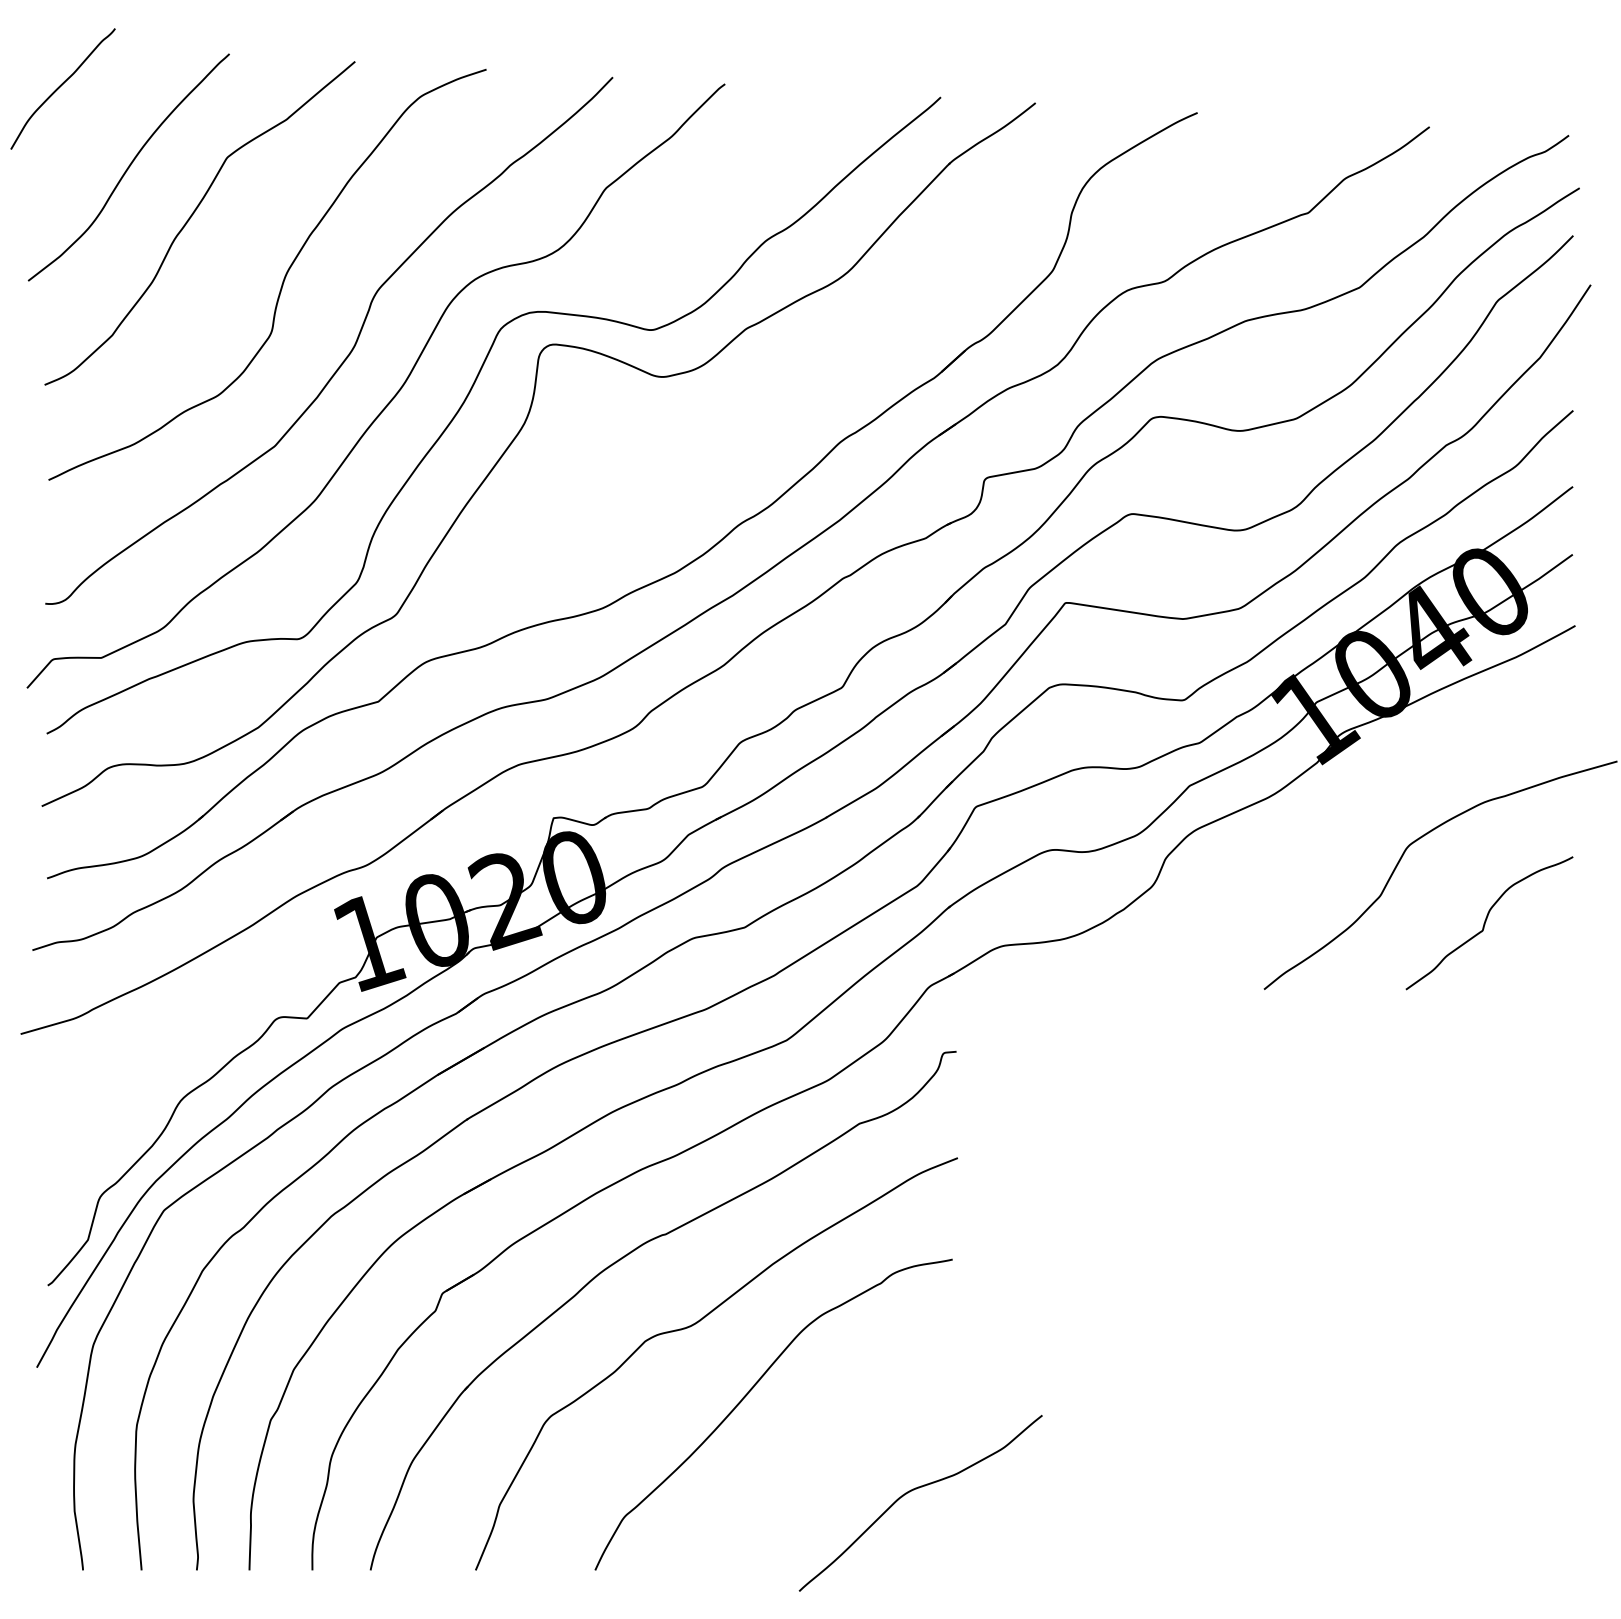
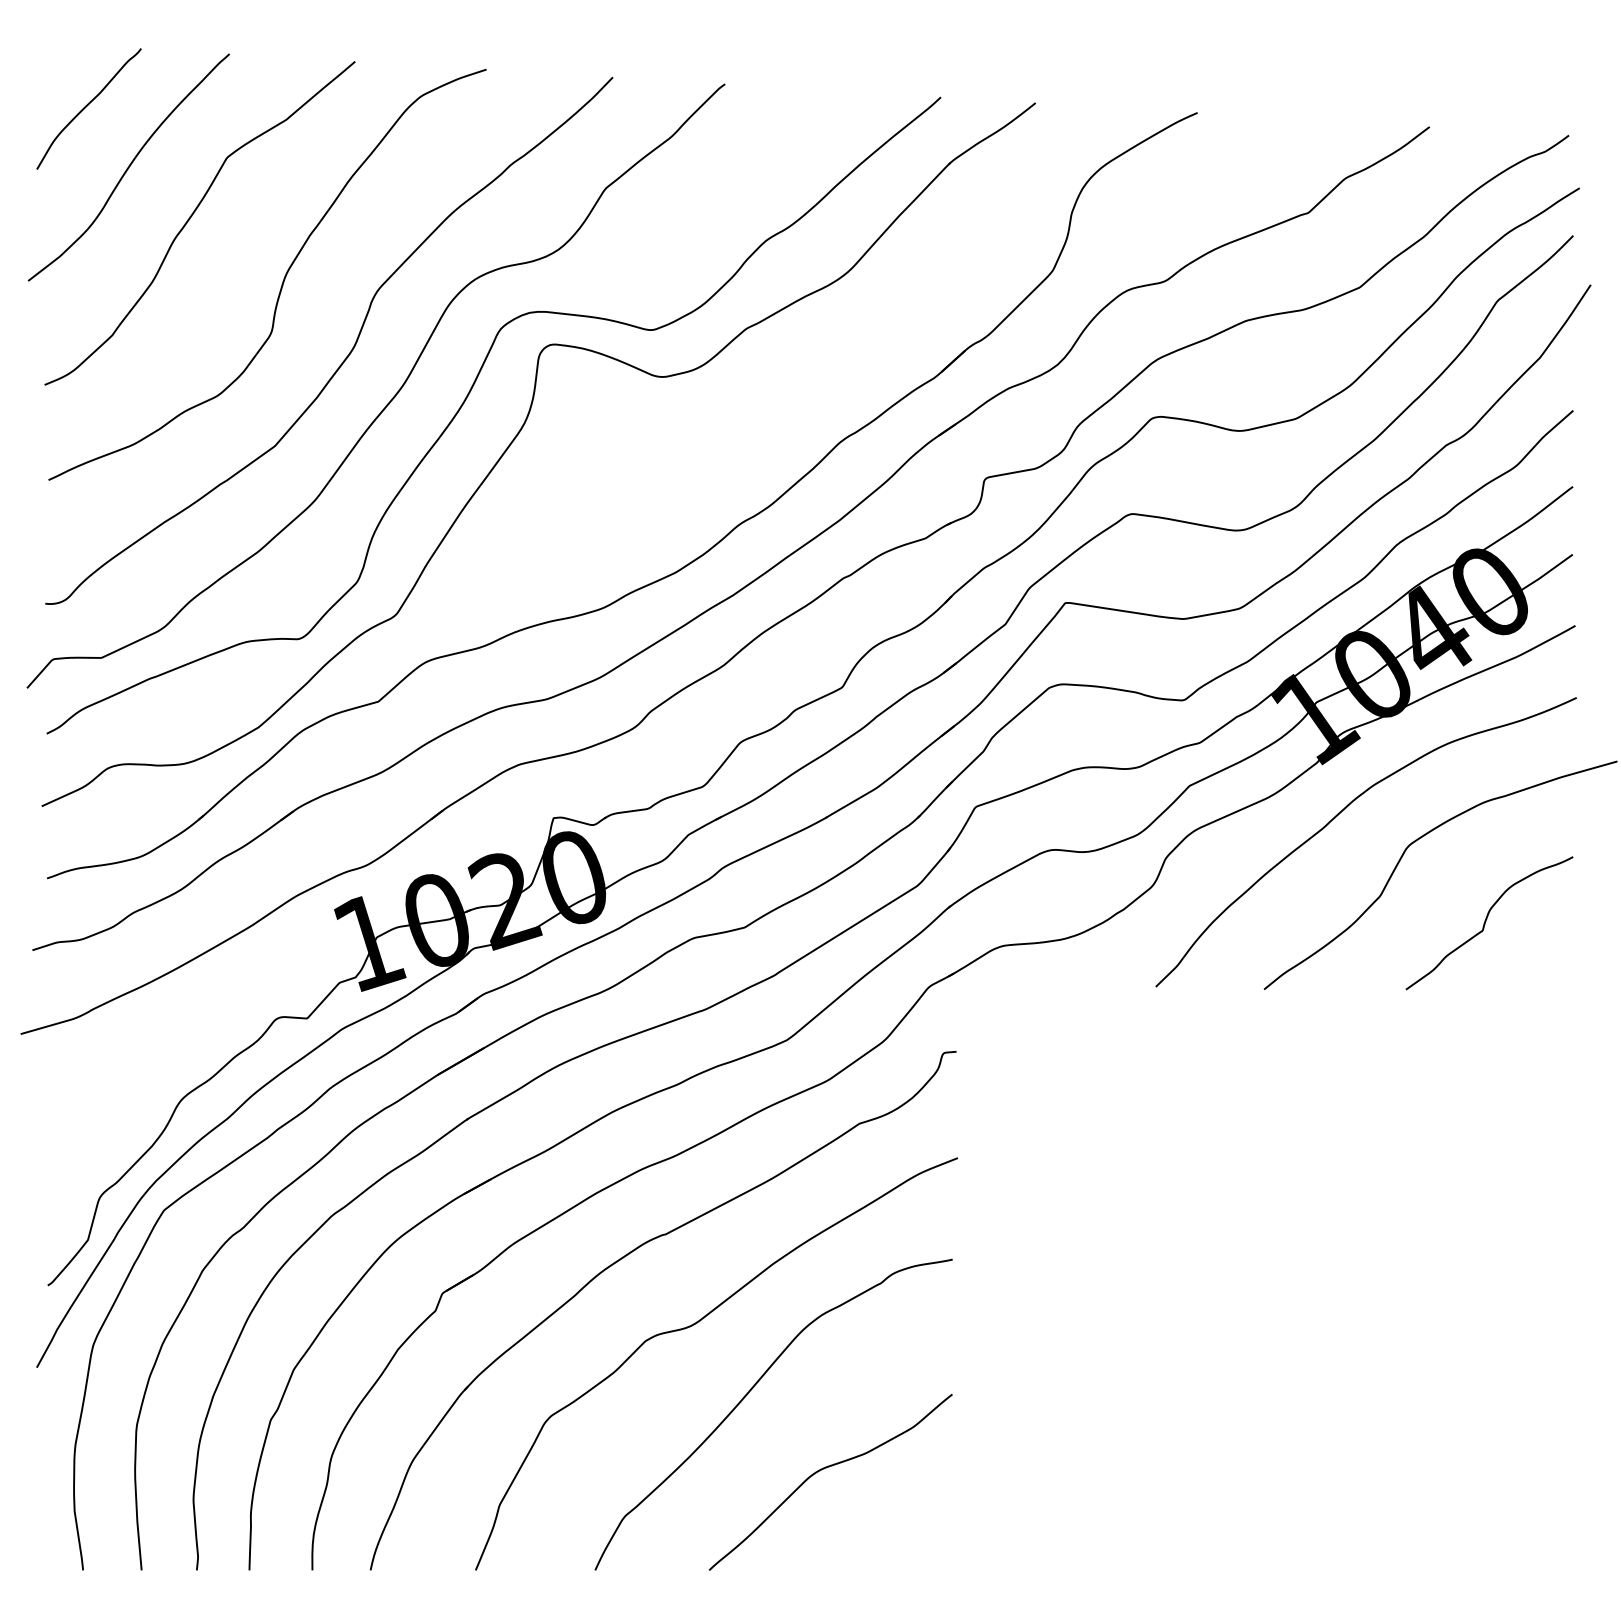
curve position: (61, 86) -> (87, 106) (87, 106)
curve: none -> present (1338, 815)
curve position: (914, 1490) -> (824, 1469) (824, 1469)
